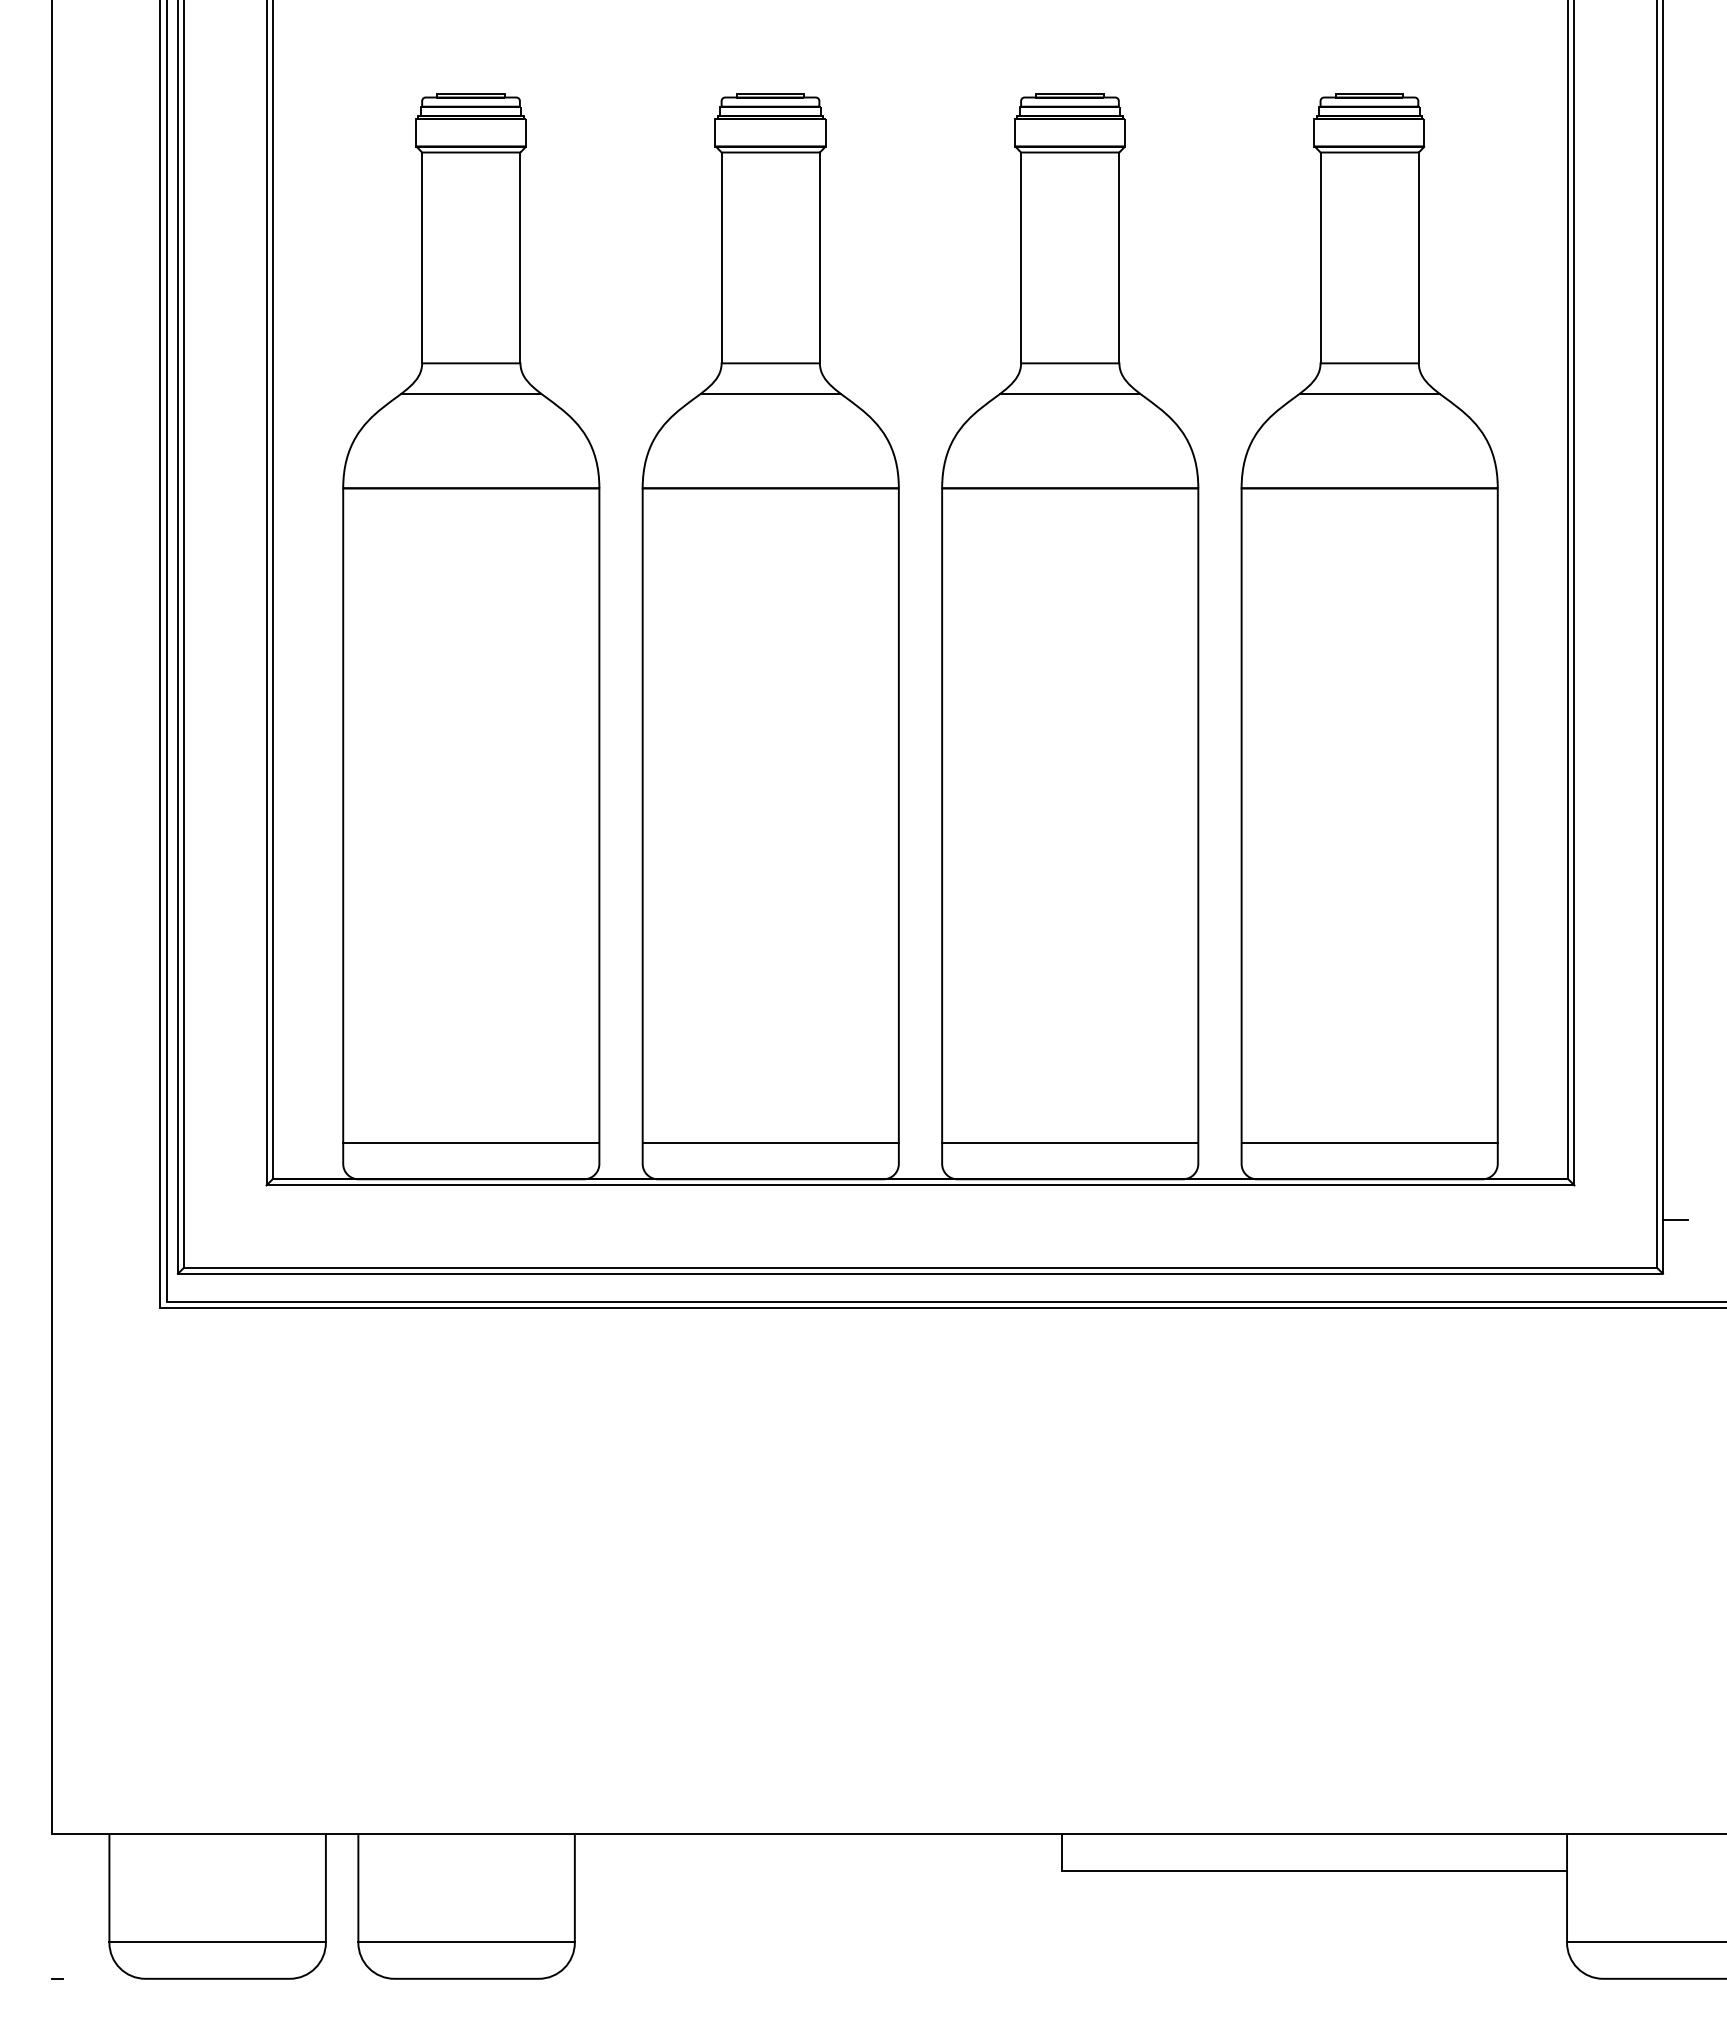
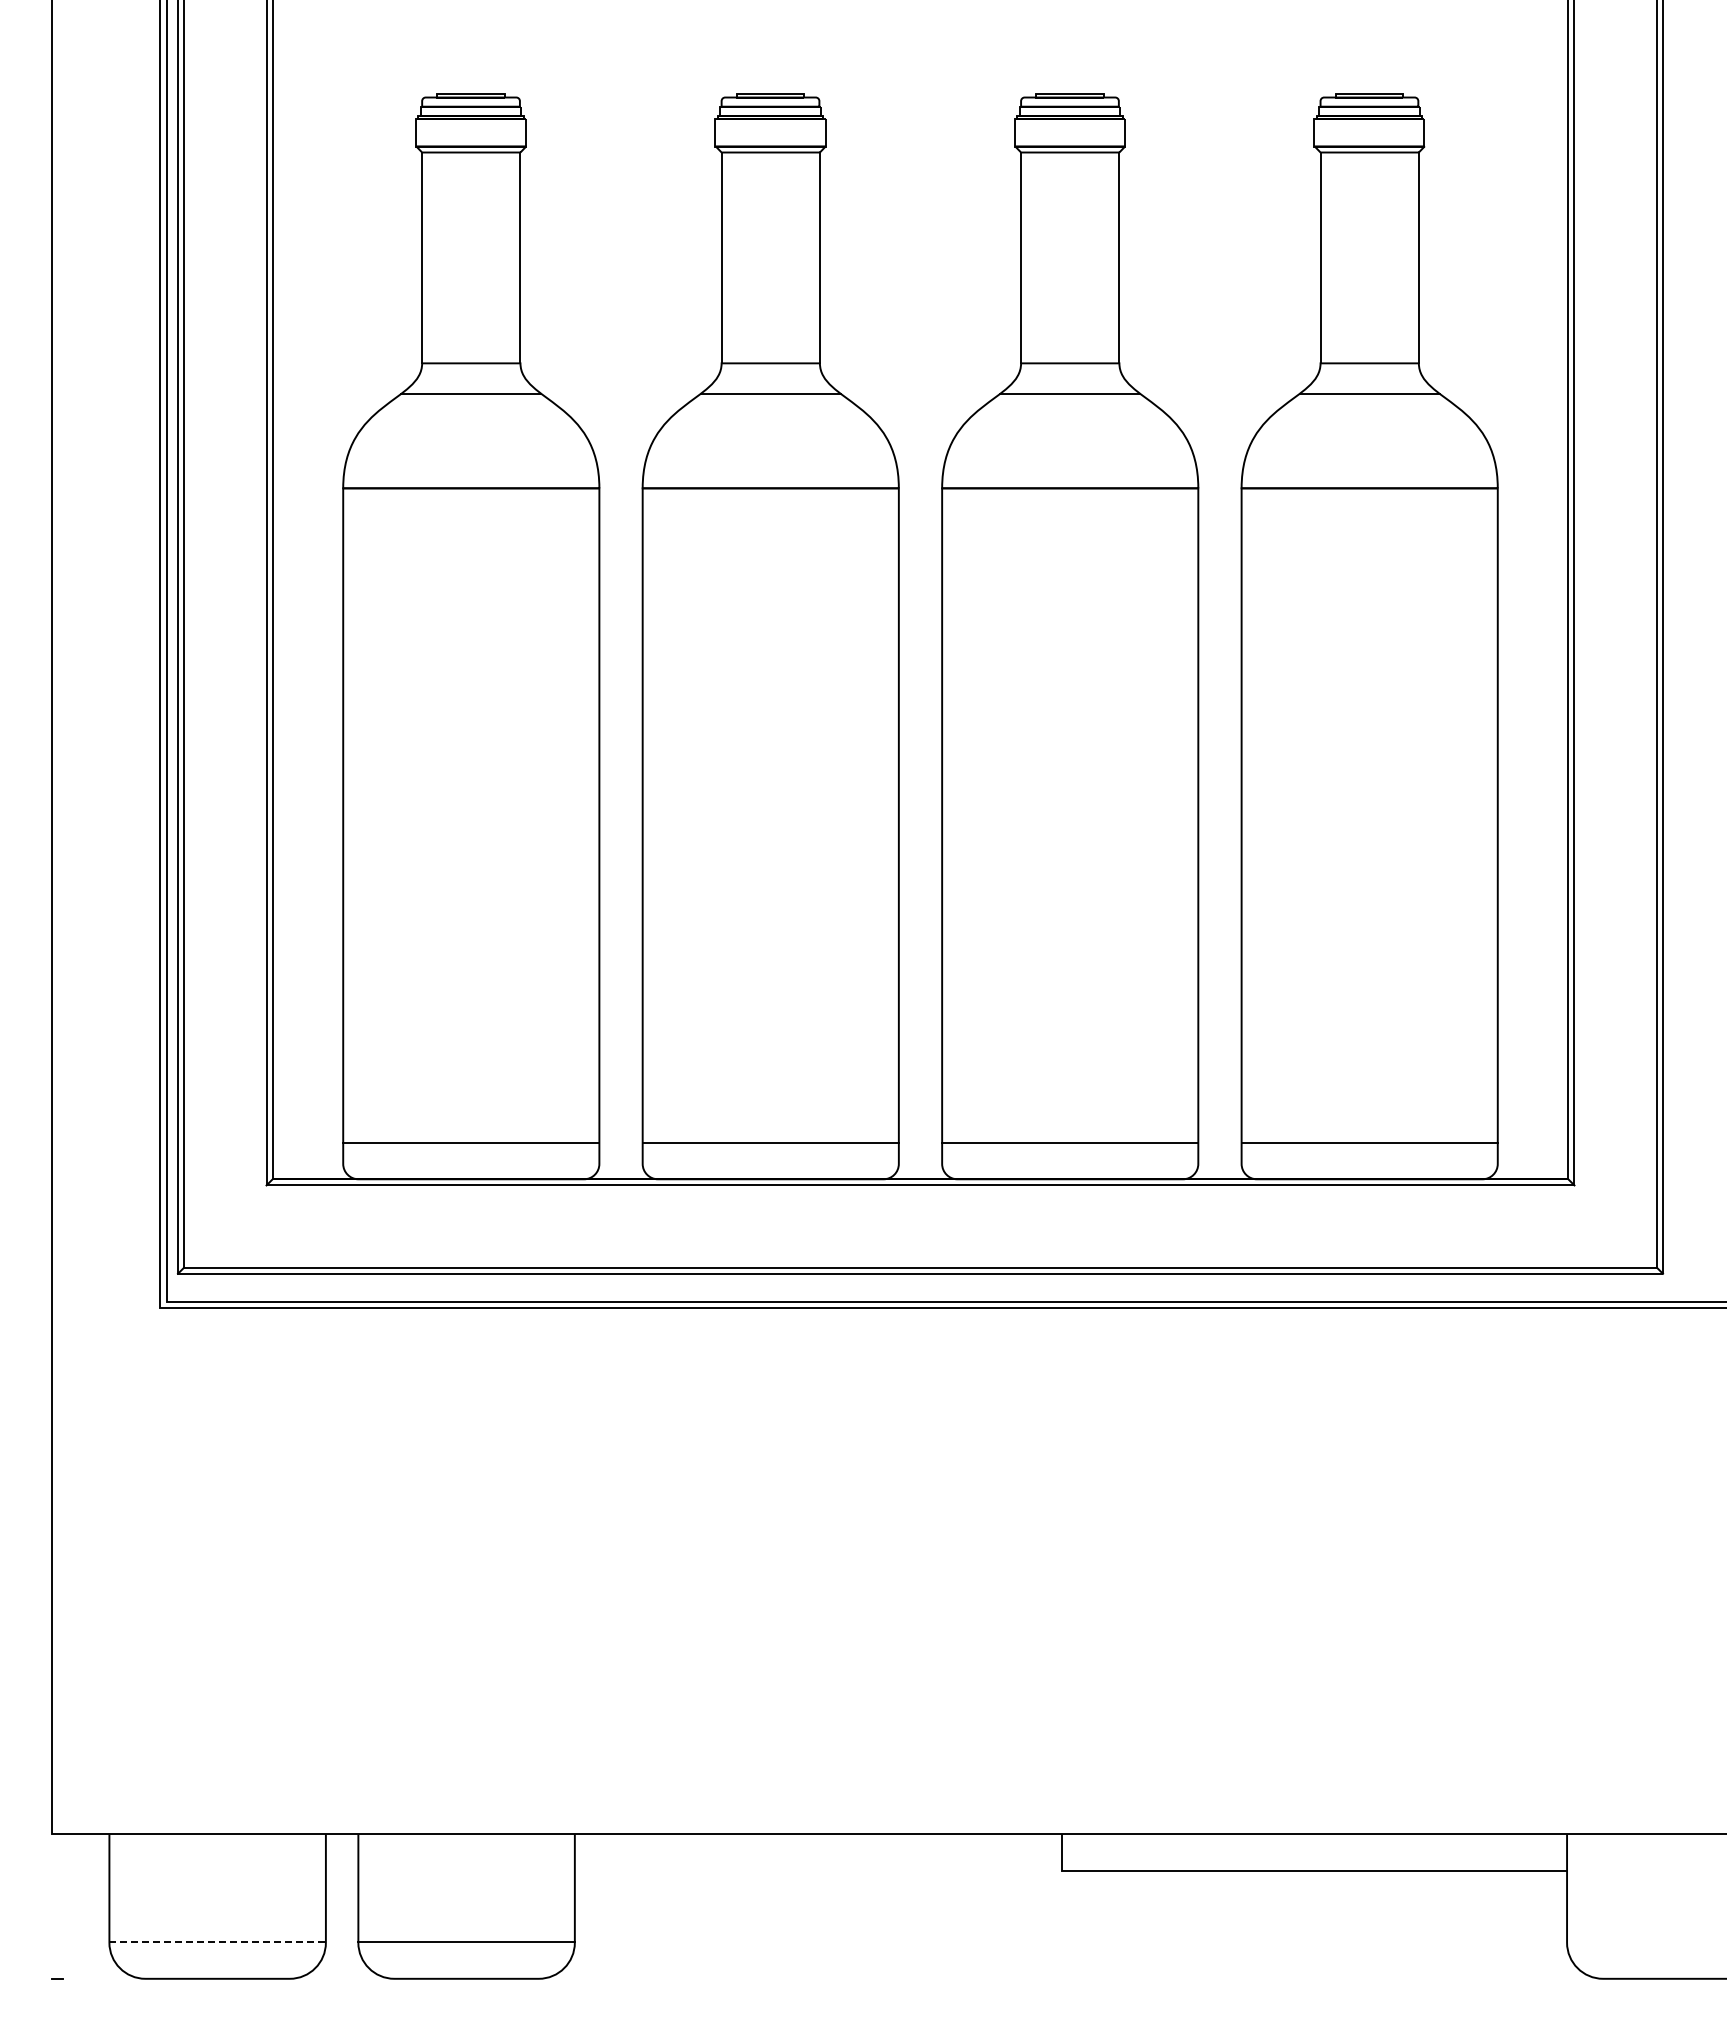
line: present -> none (1675, 1219)
line: solid -> dashed (218, 1942)
line: present -> none (1645, 1942)
